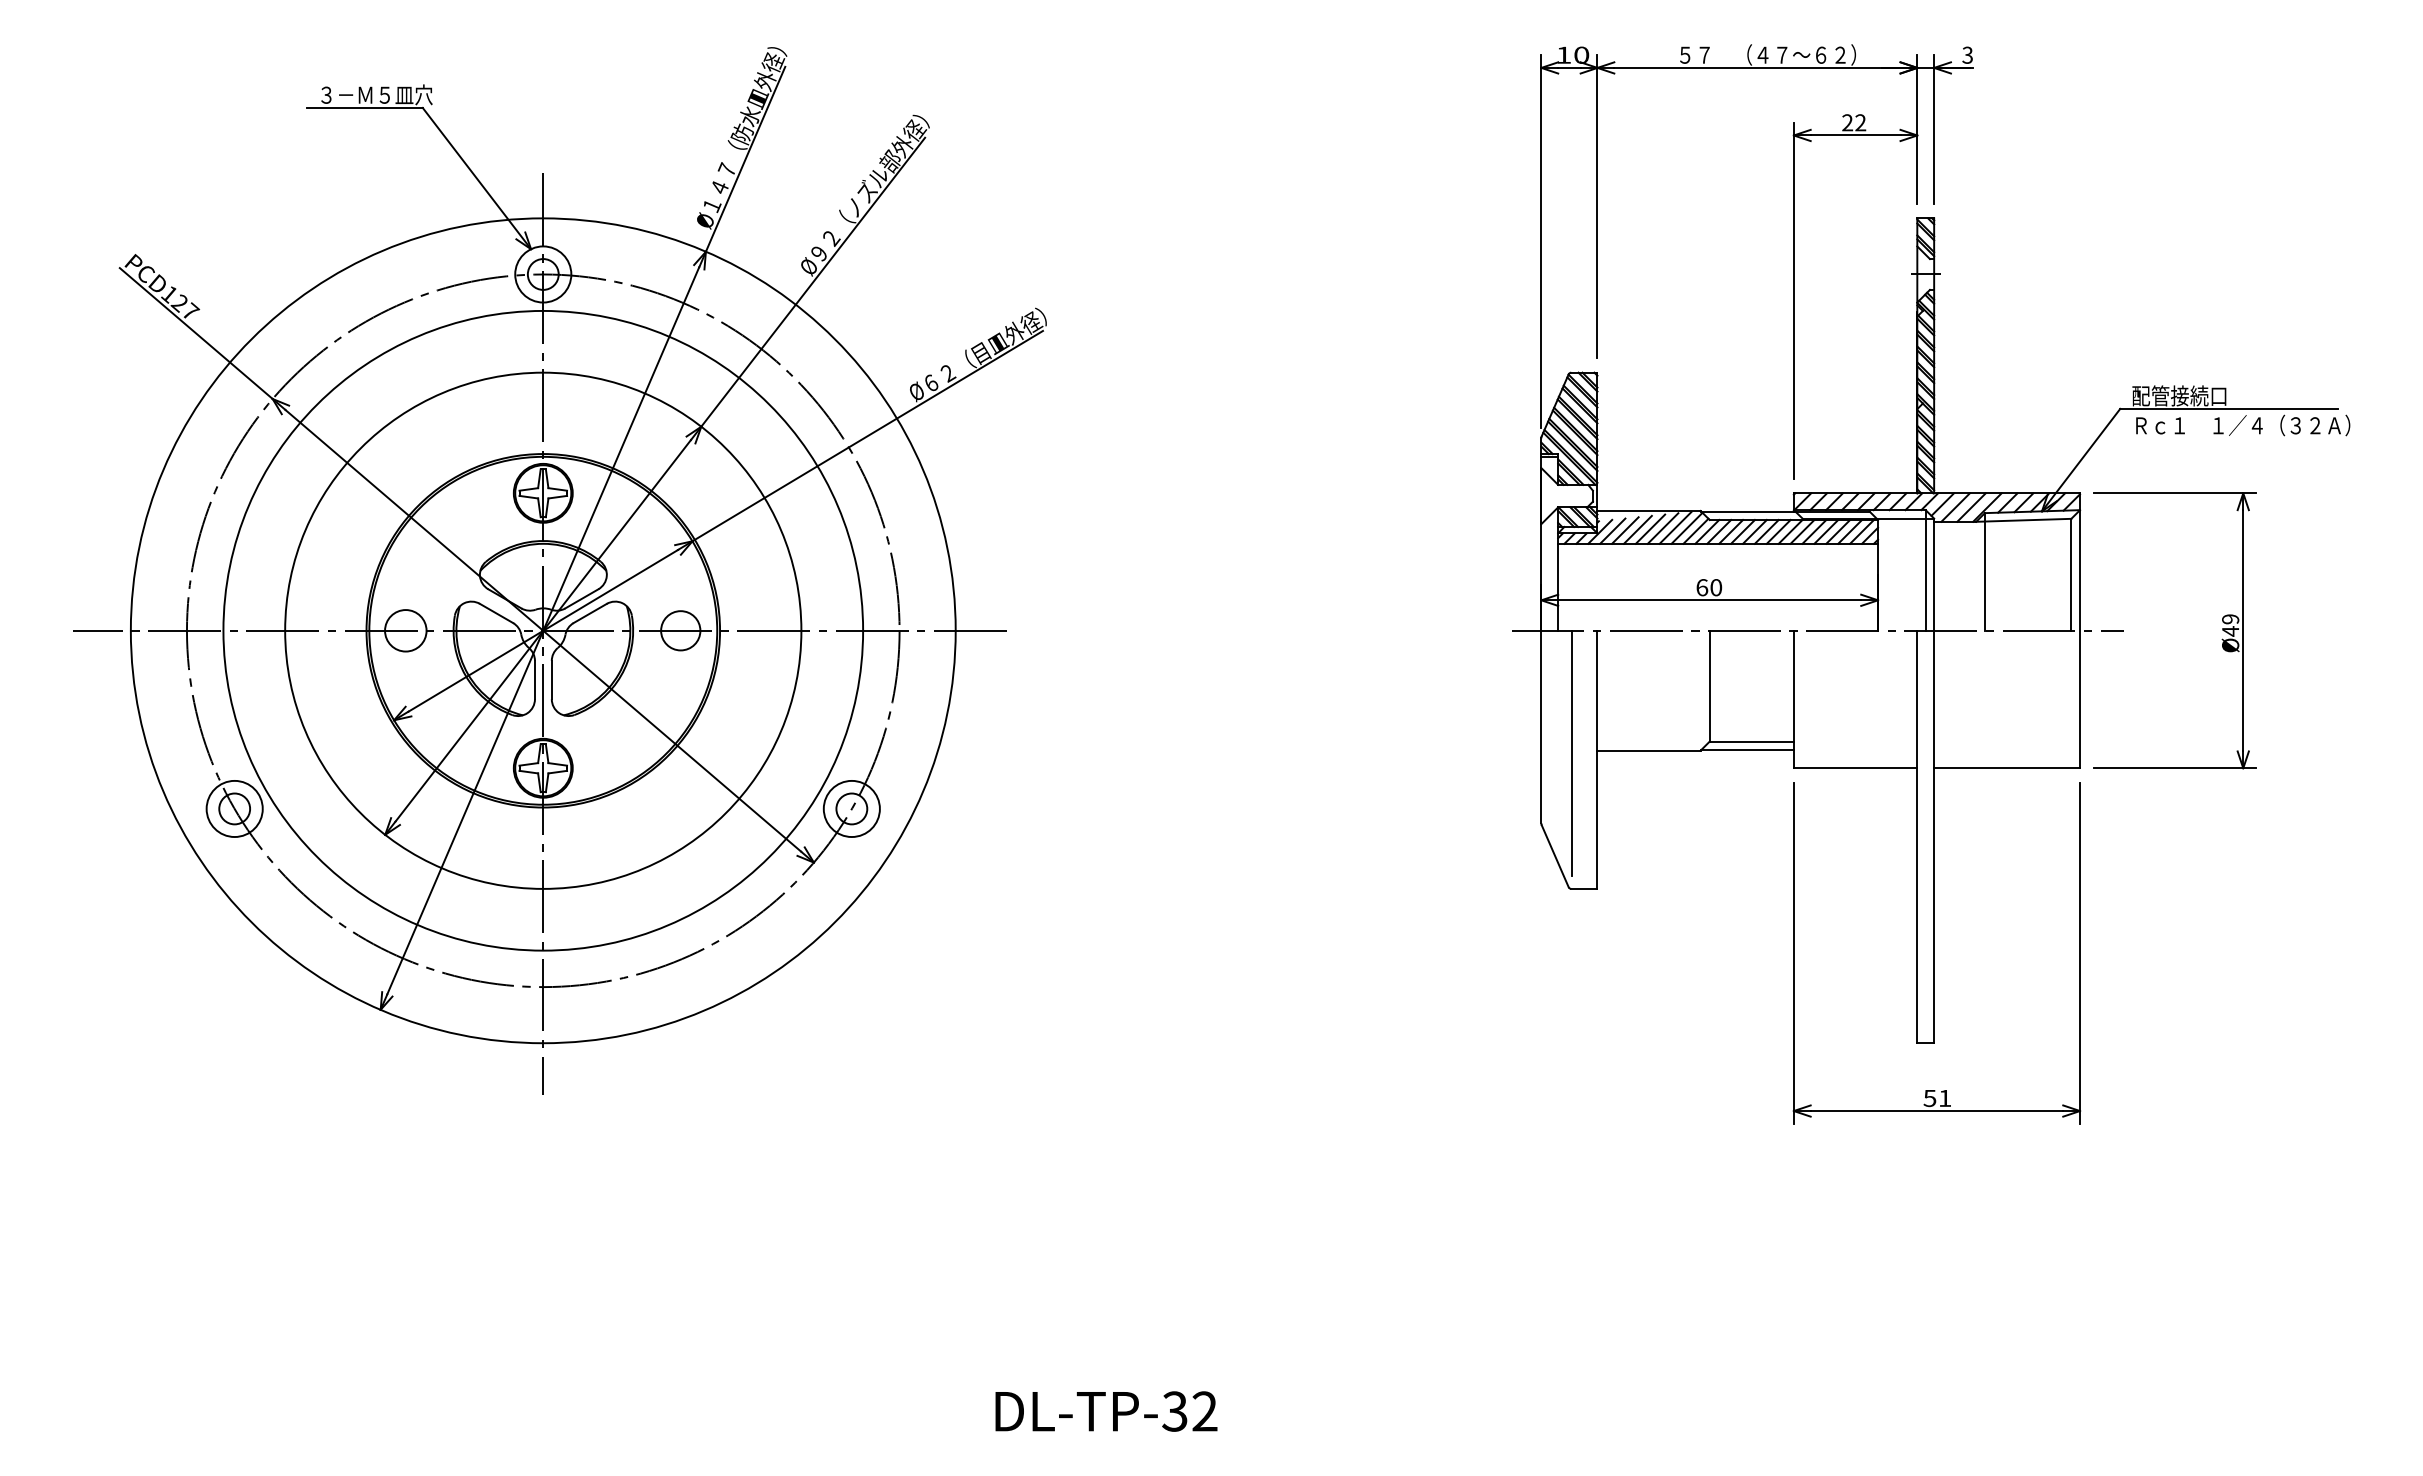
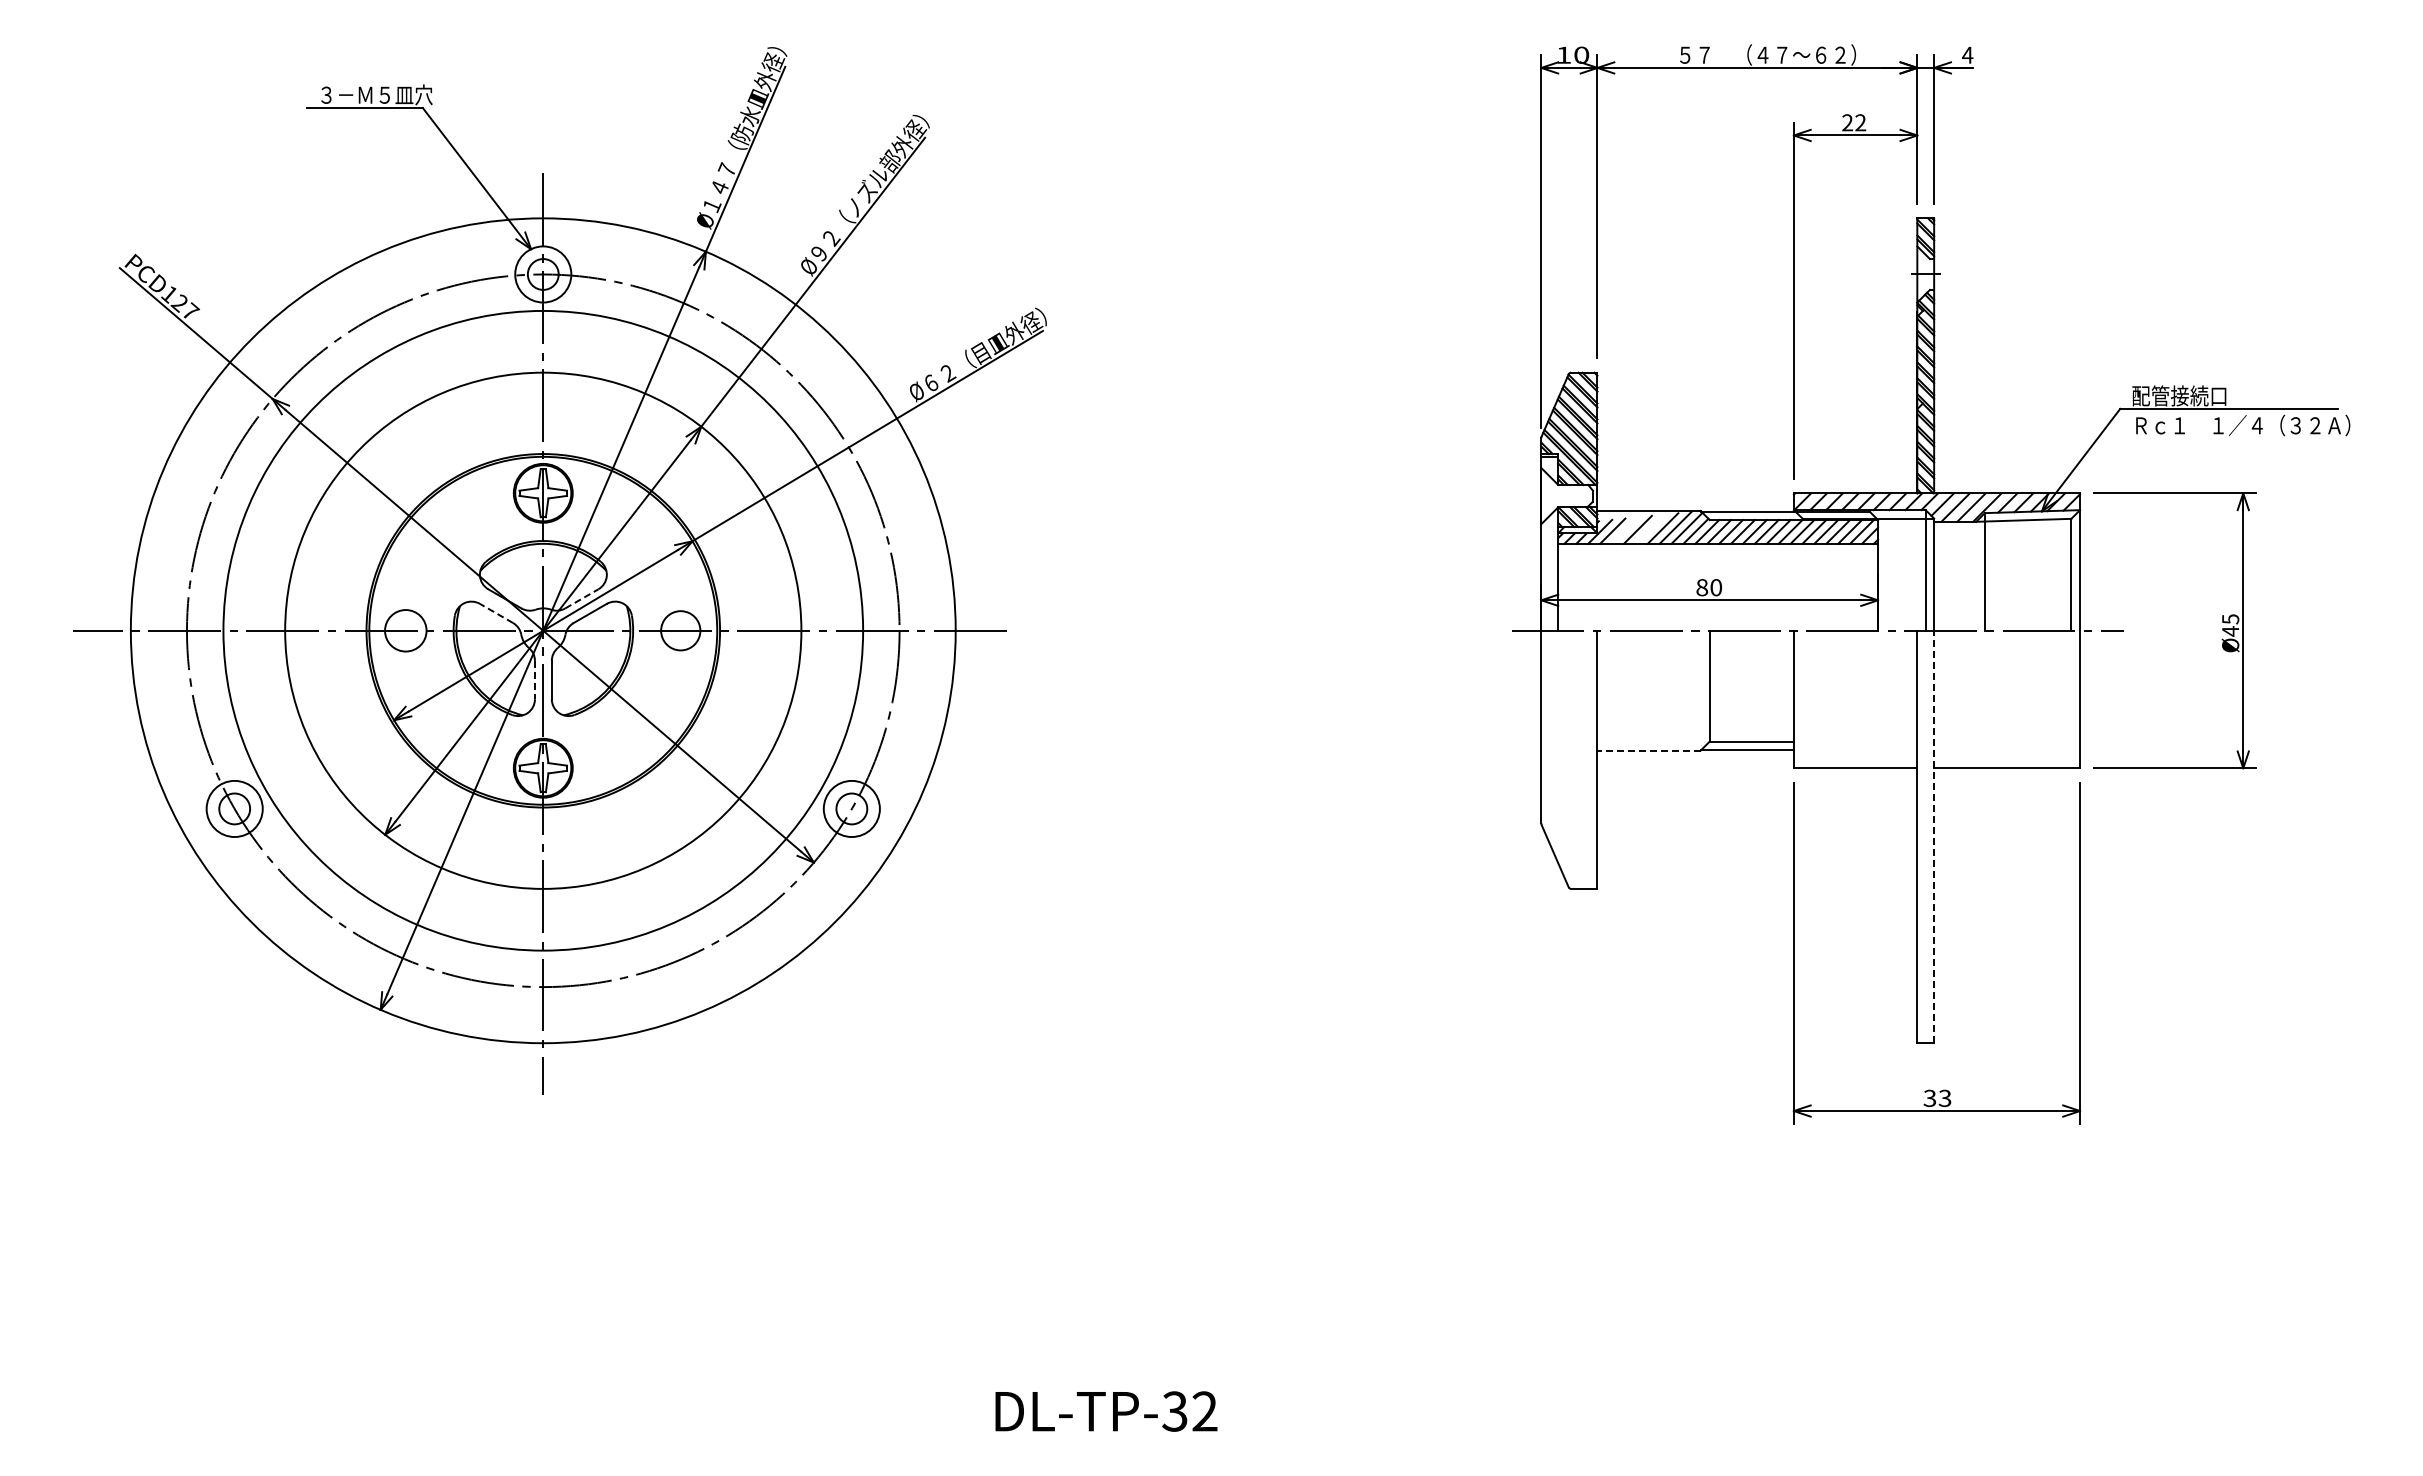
text: 3 -> 4 (1967, 54)
line: present -> none (1650, 528)
line: present -> none (1625, 530)
text: 60 -> 80 (1702, 587)
line: solid -> dashed (582, 598)
line: solid -> dashed (496, 613)
text: Ø49 -> Ø45 (2230, 619)
line: solid -> dashed (534, 680)
line: solid -> dashed (1649, 750)
line: present -> none (1572, 753)
line: solid -> dashed (1934, 836)
text: 51 -> 33 (1937, 1098)
